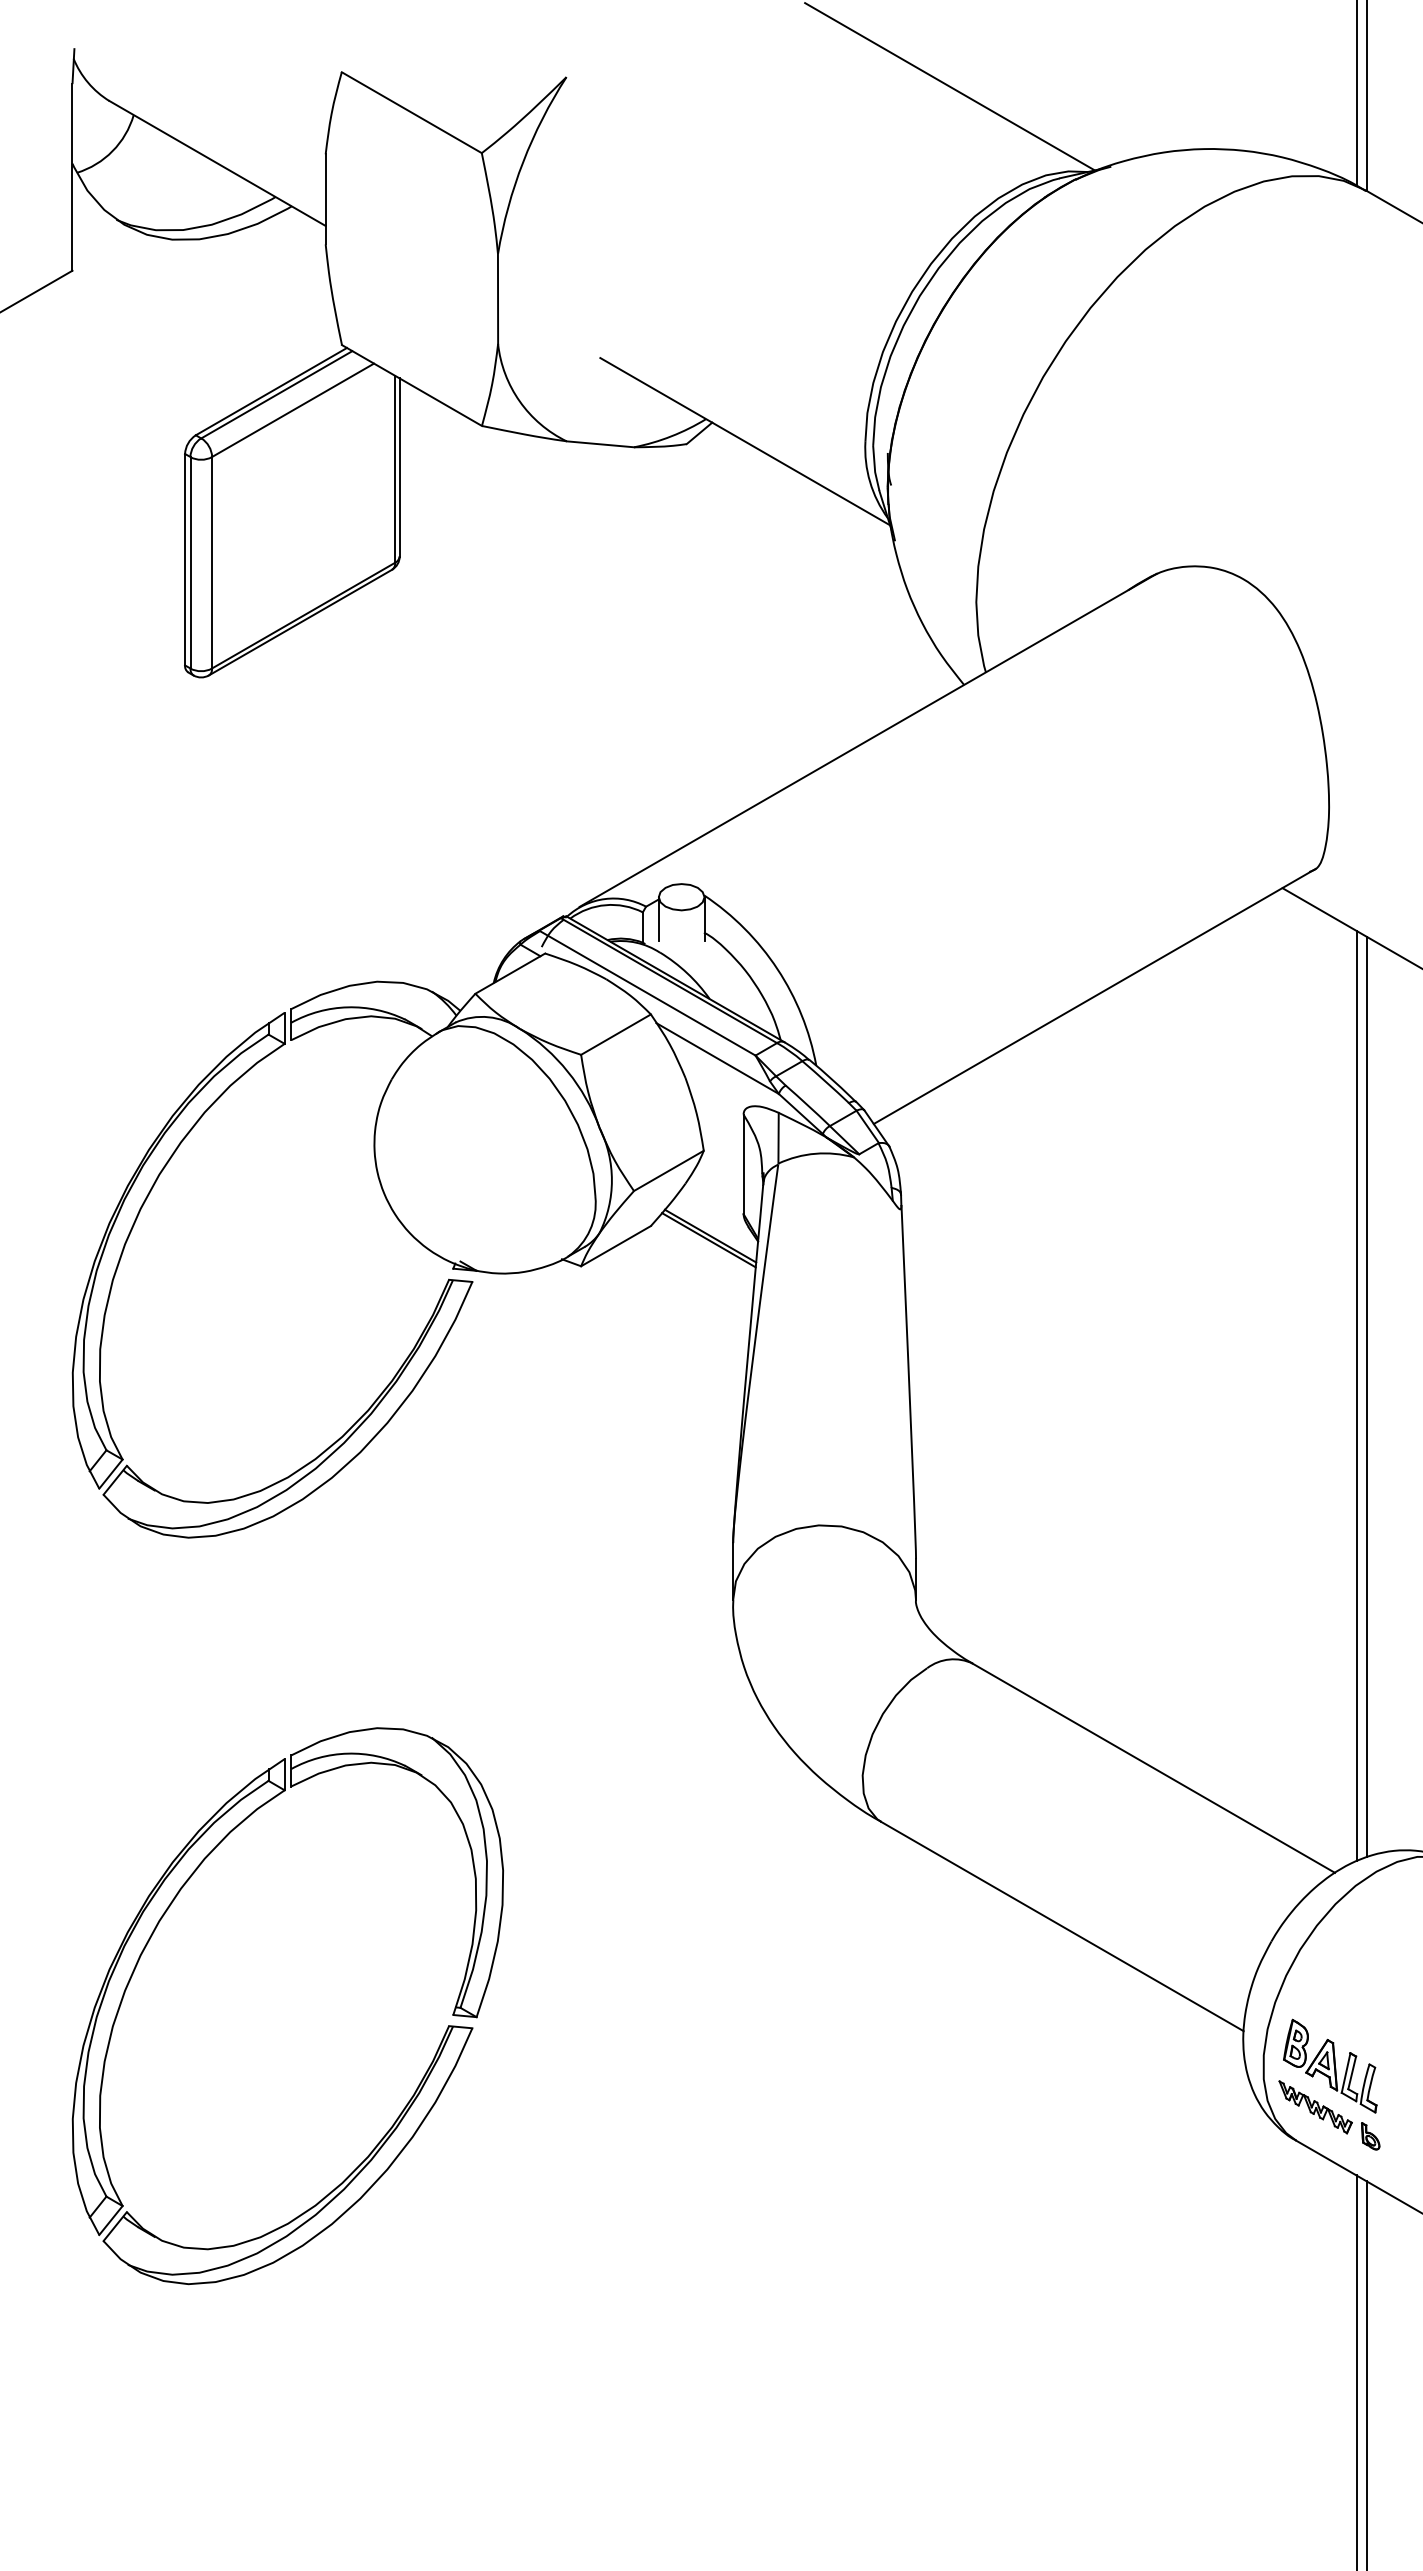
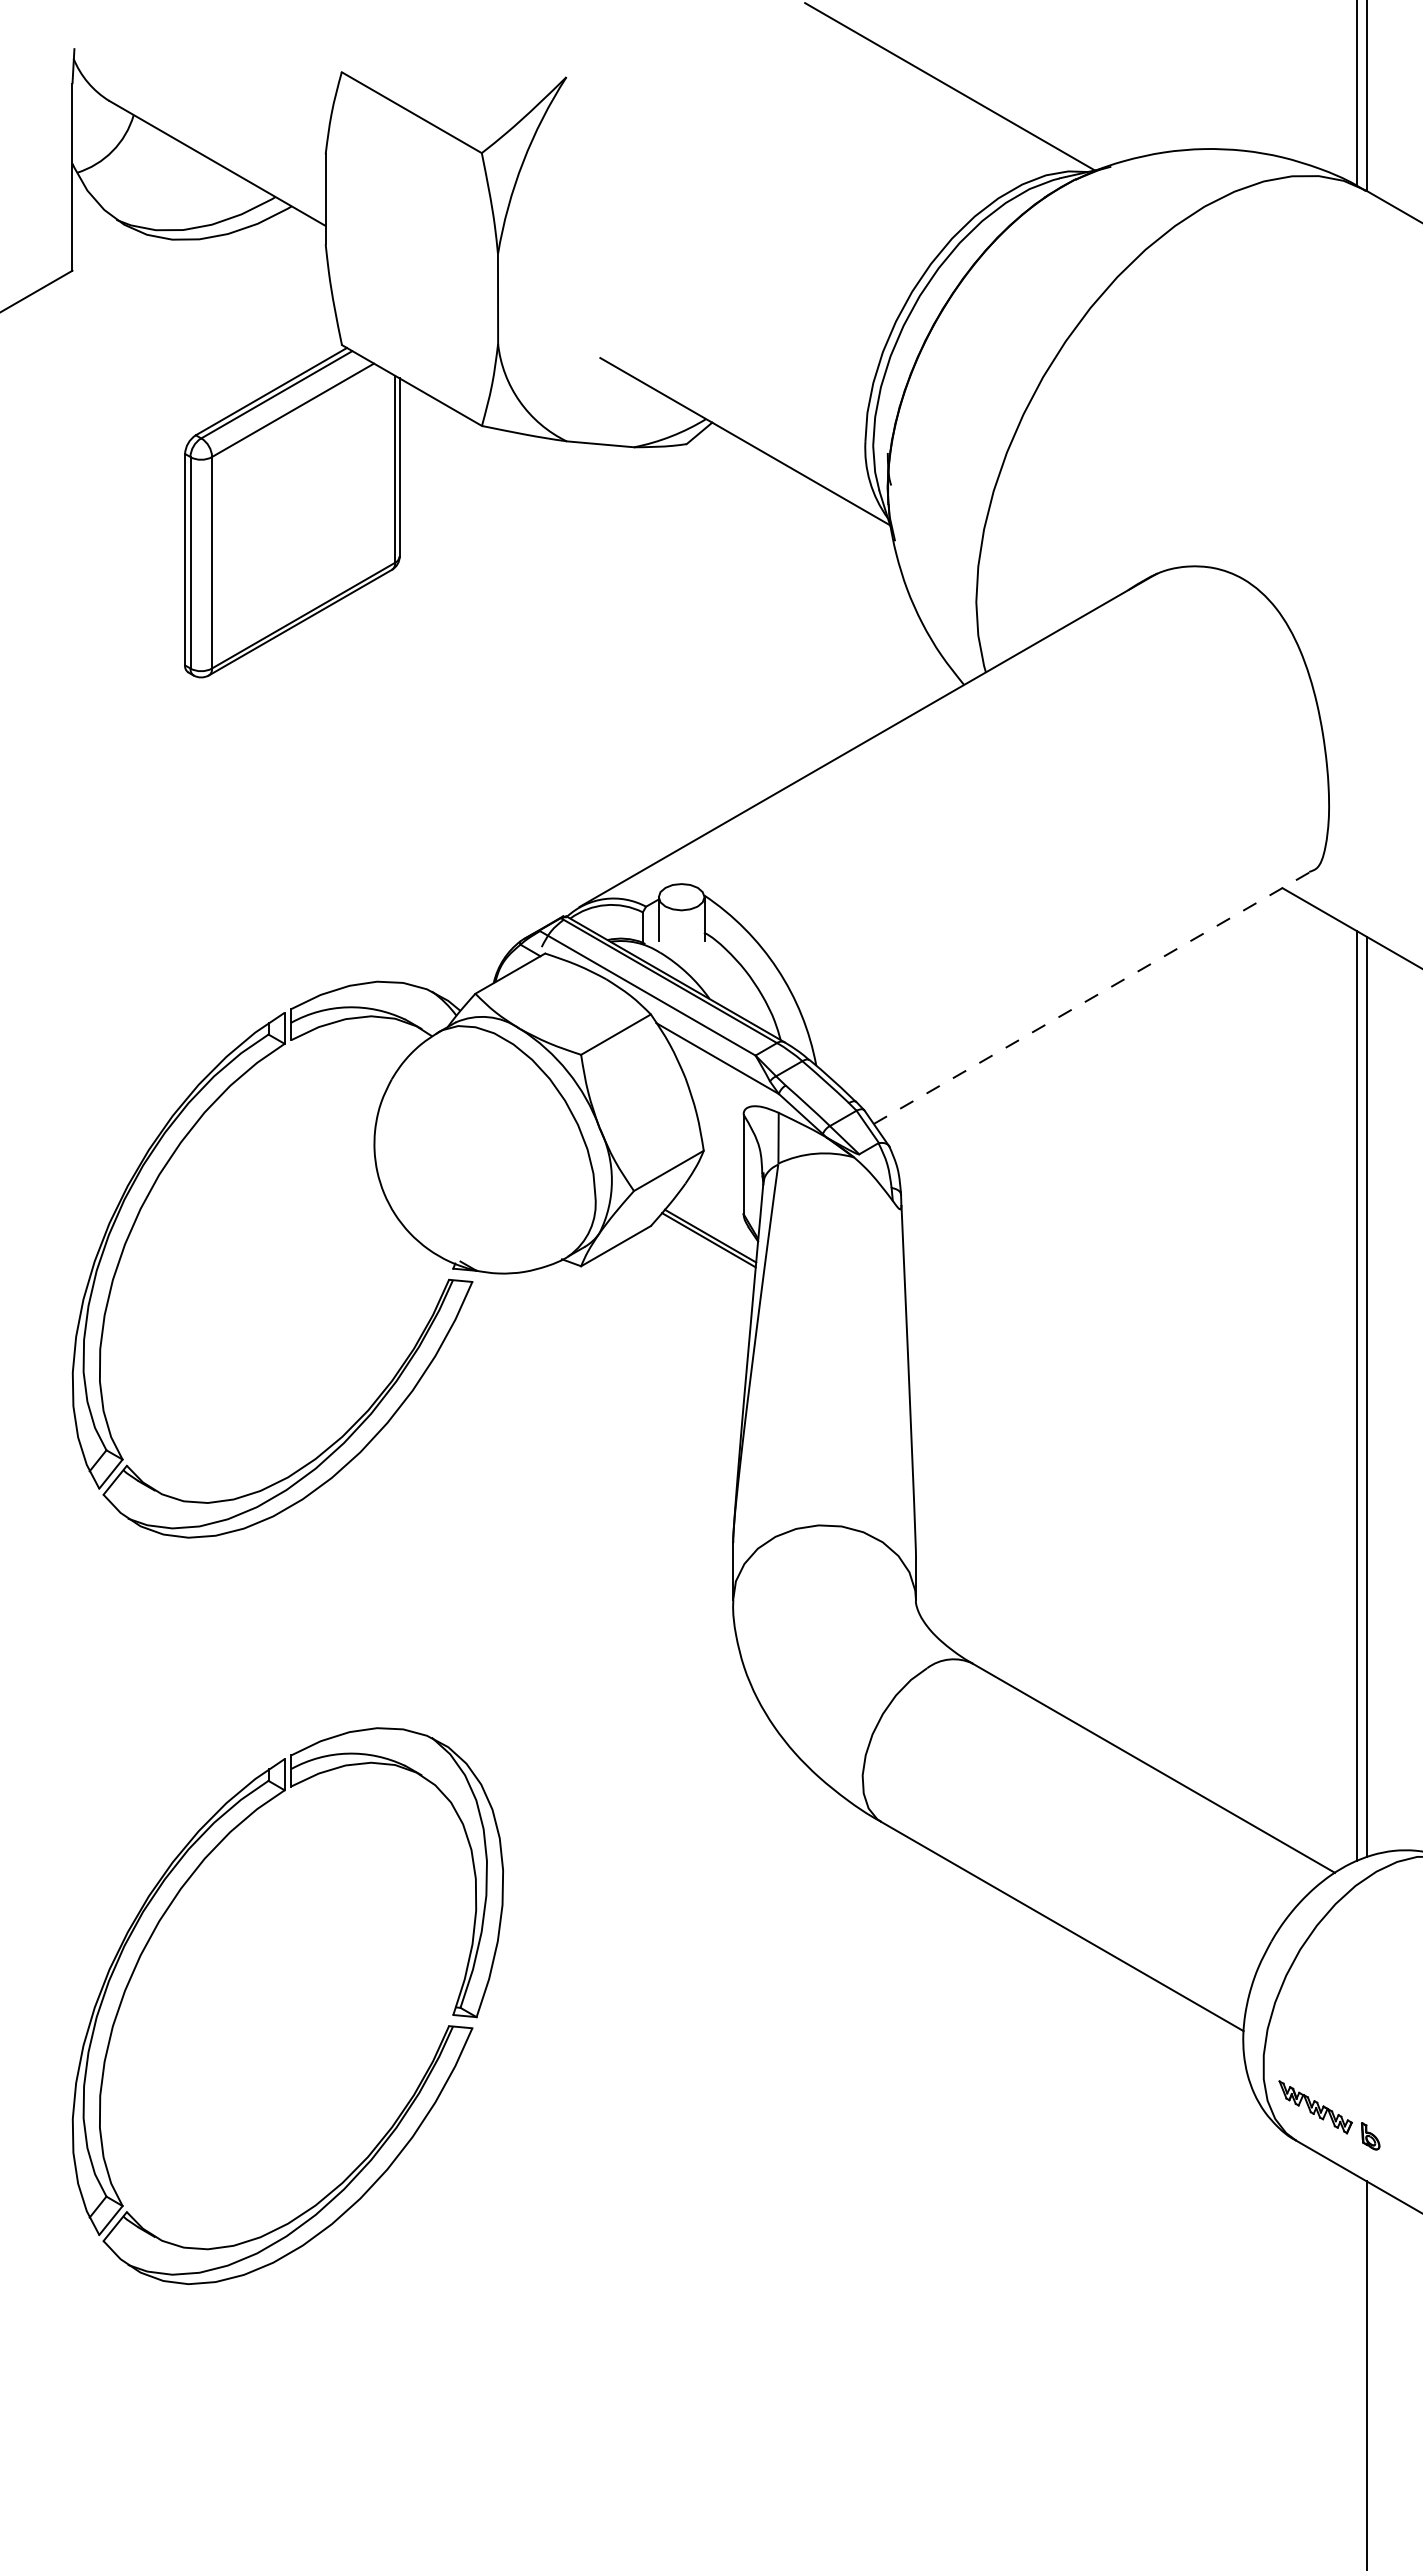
line: solid -> dashed (1095, 996)
part: present -> none (1330, 2065)
line: present -> none (1356, 2371)
